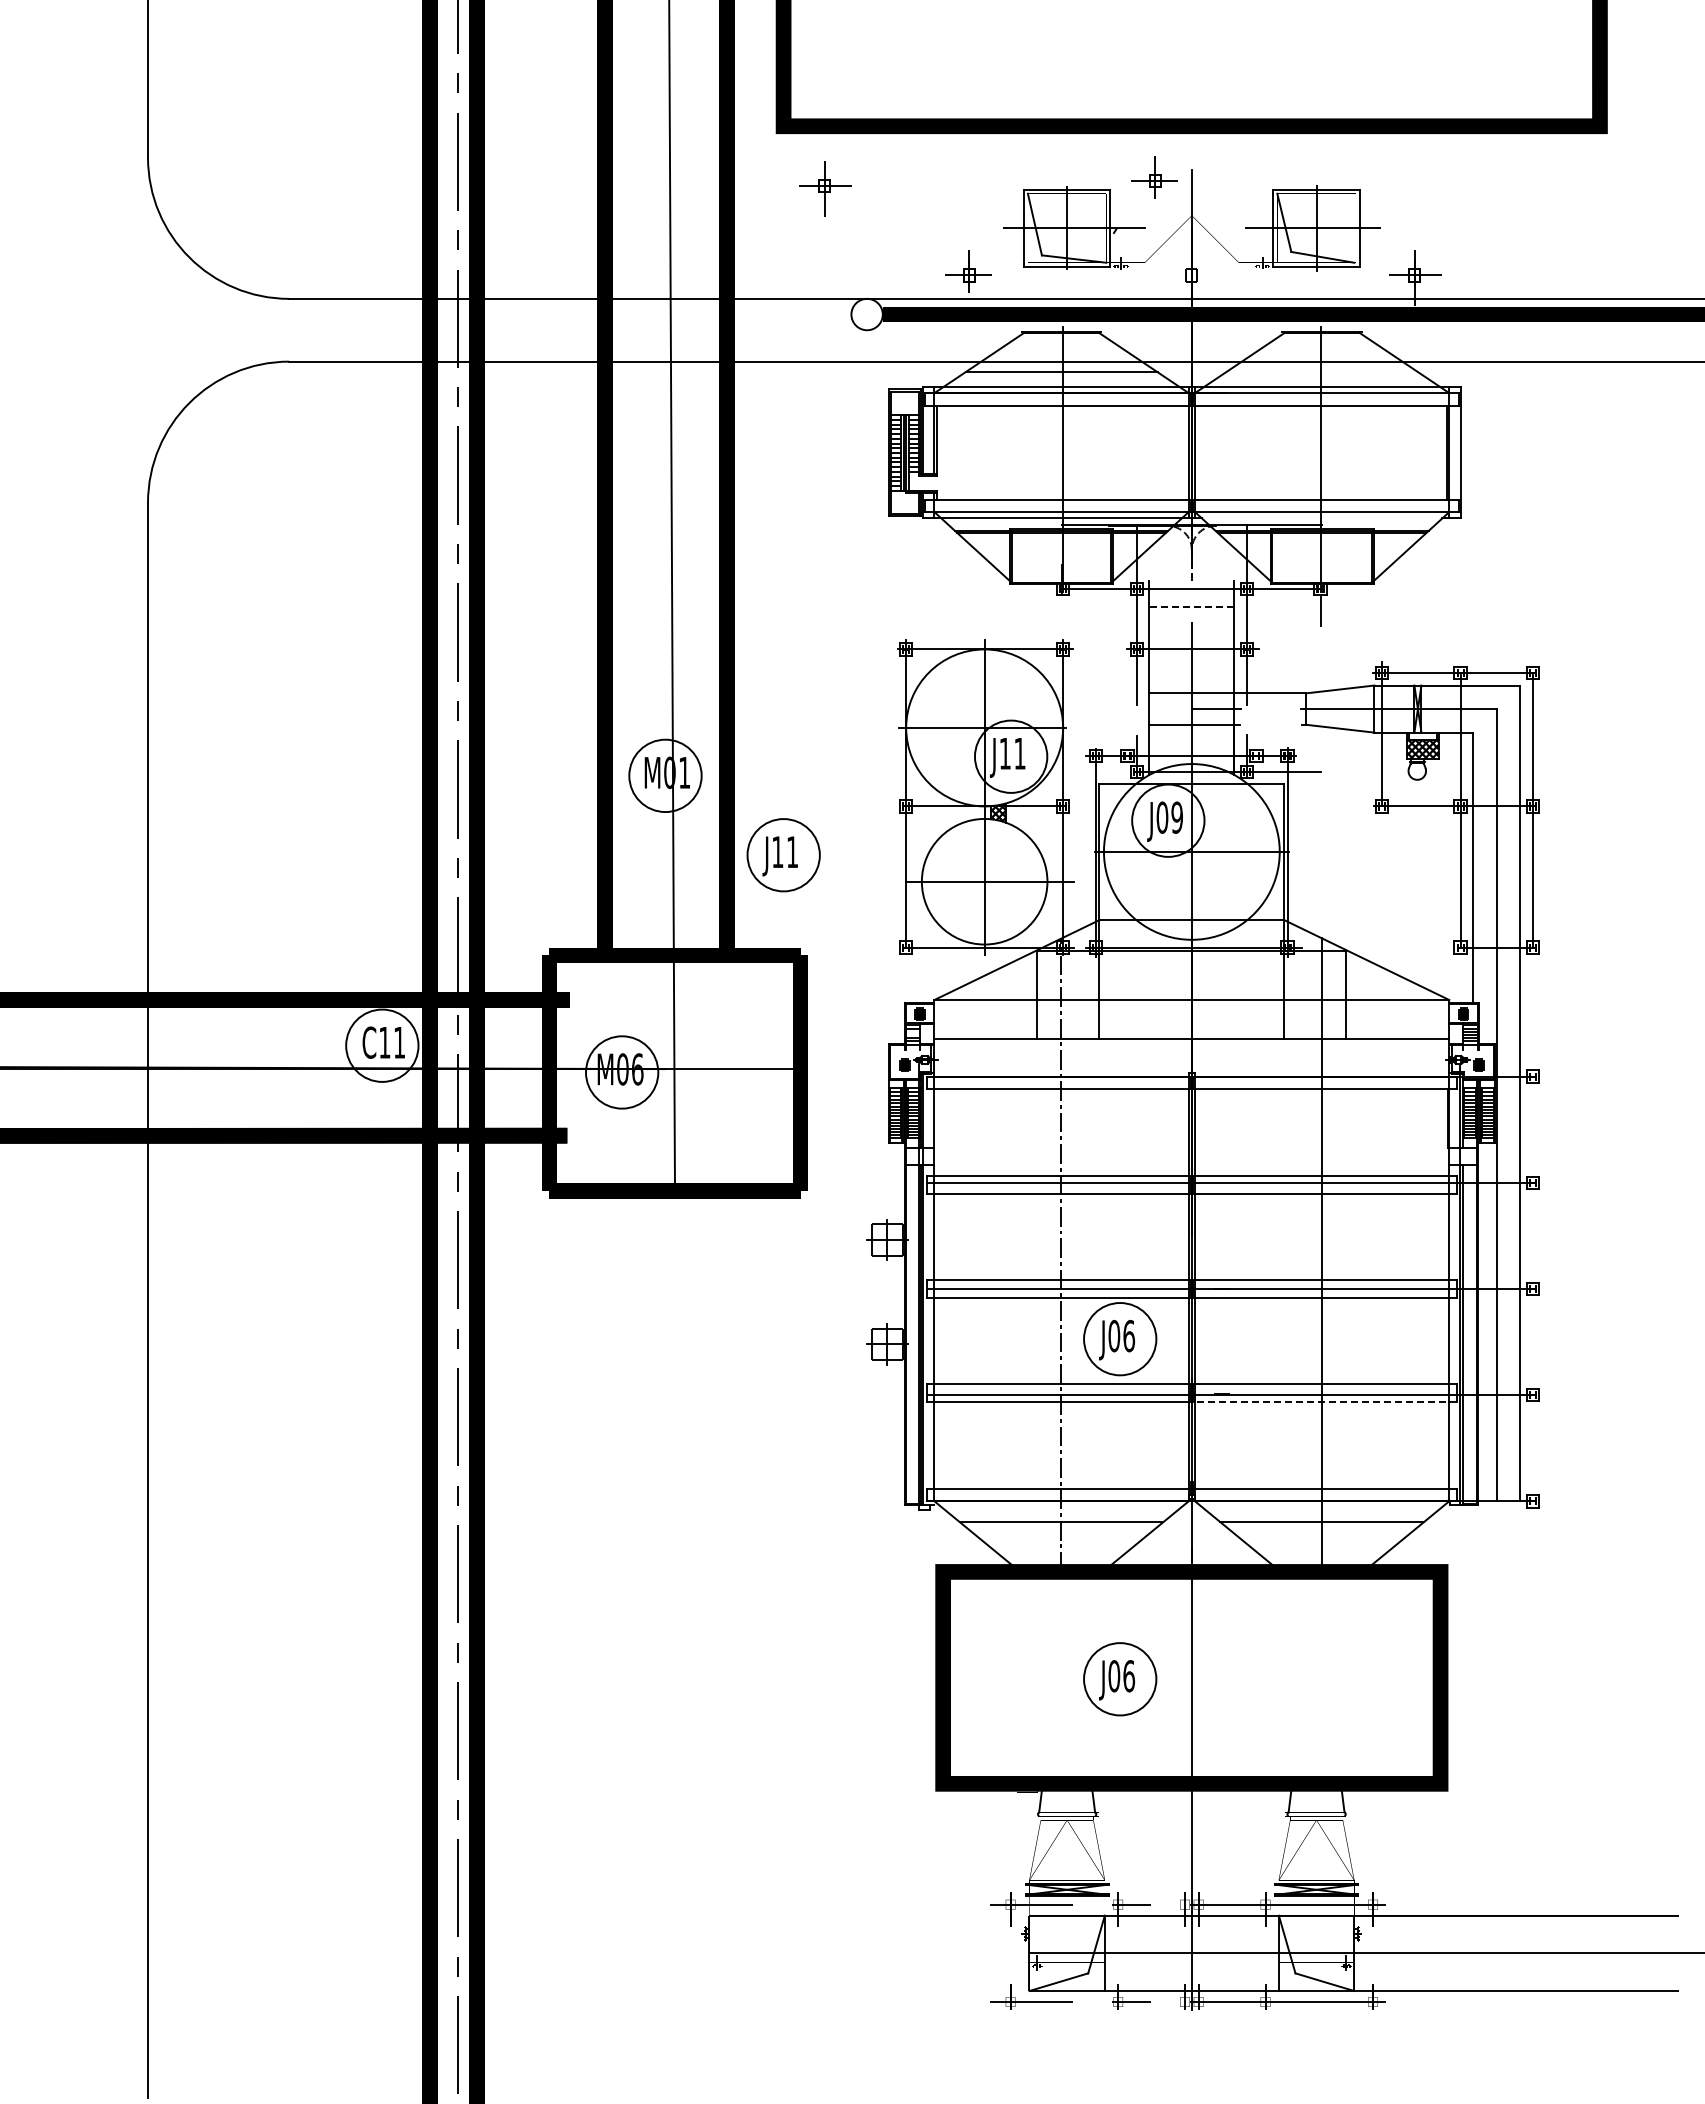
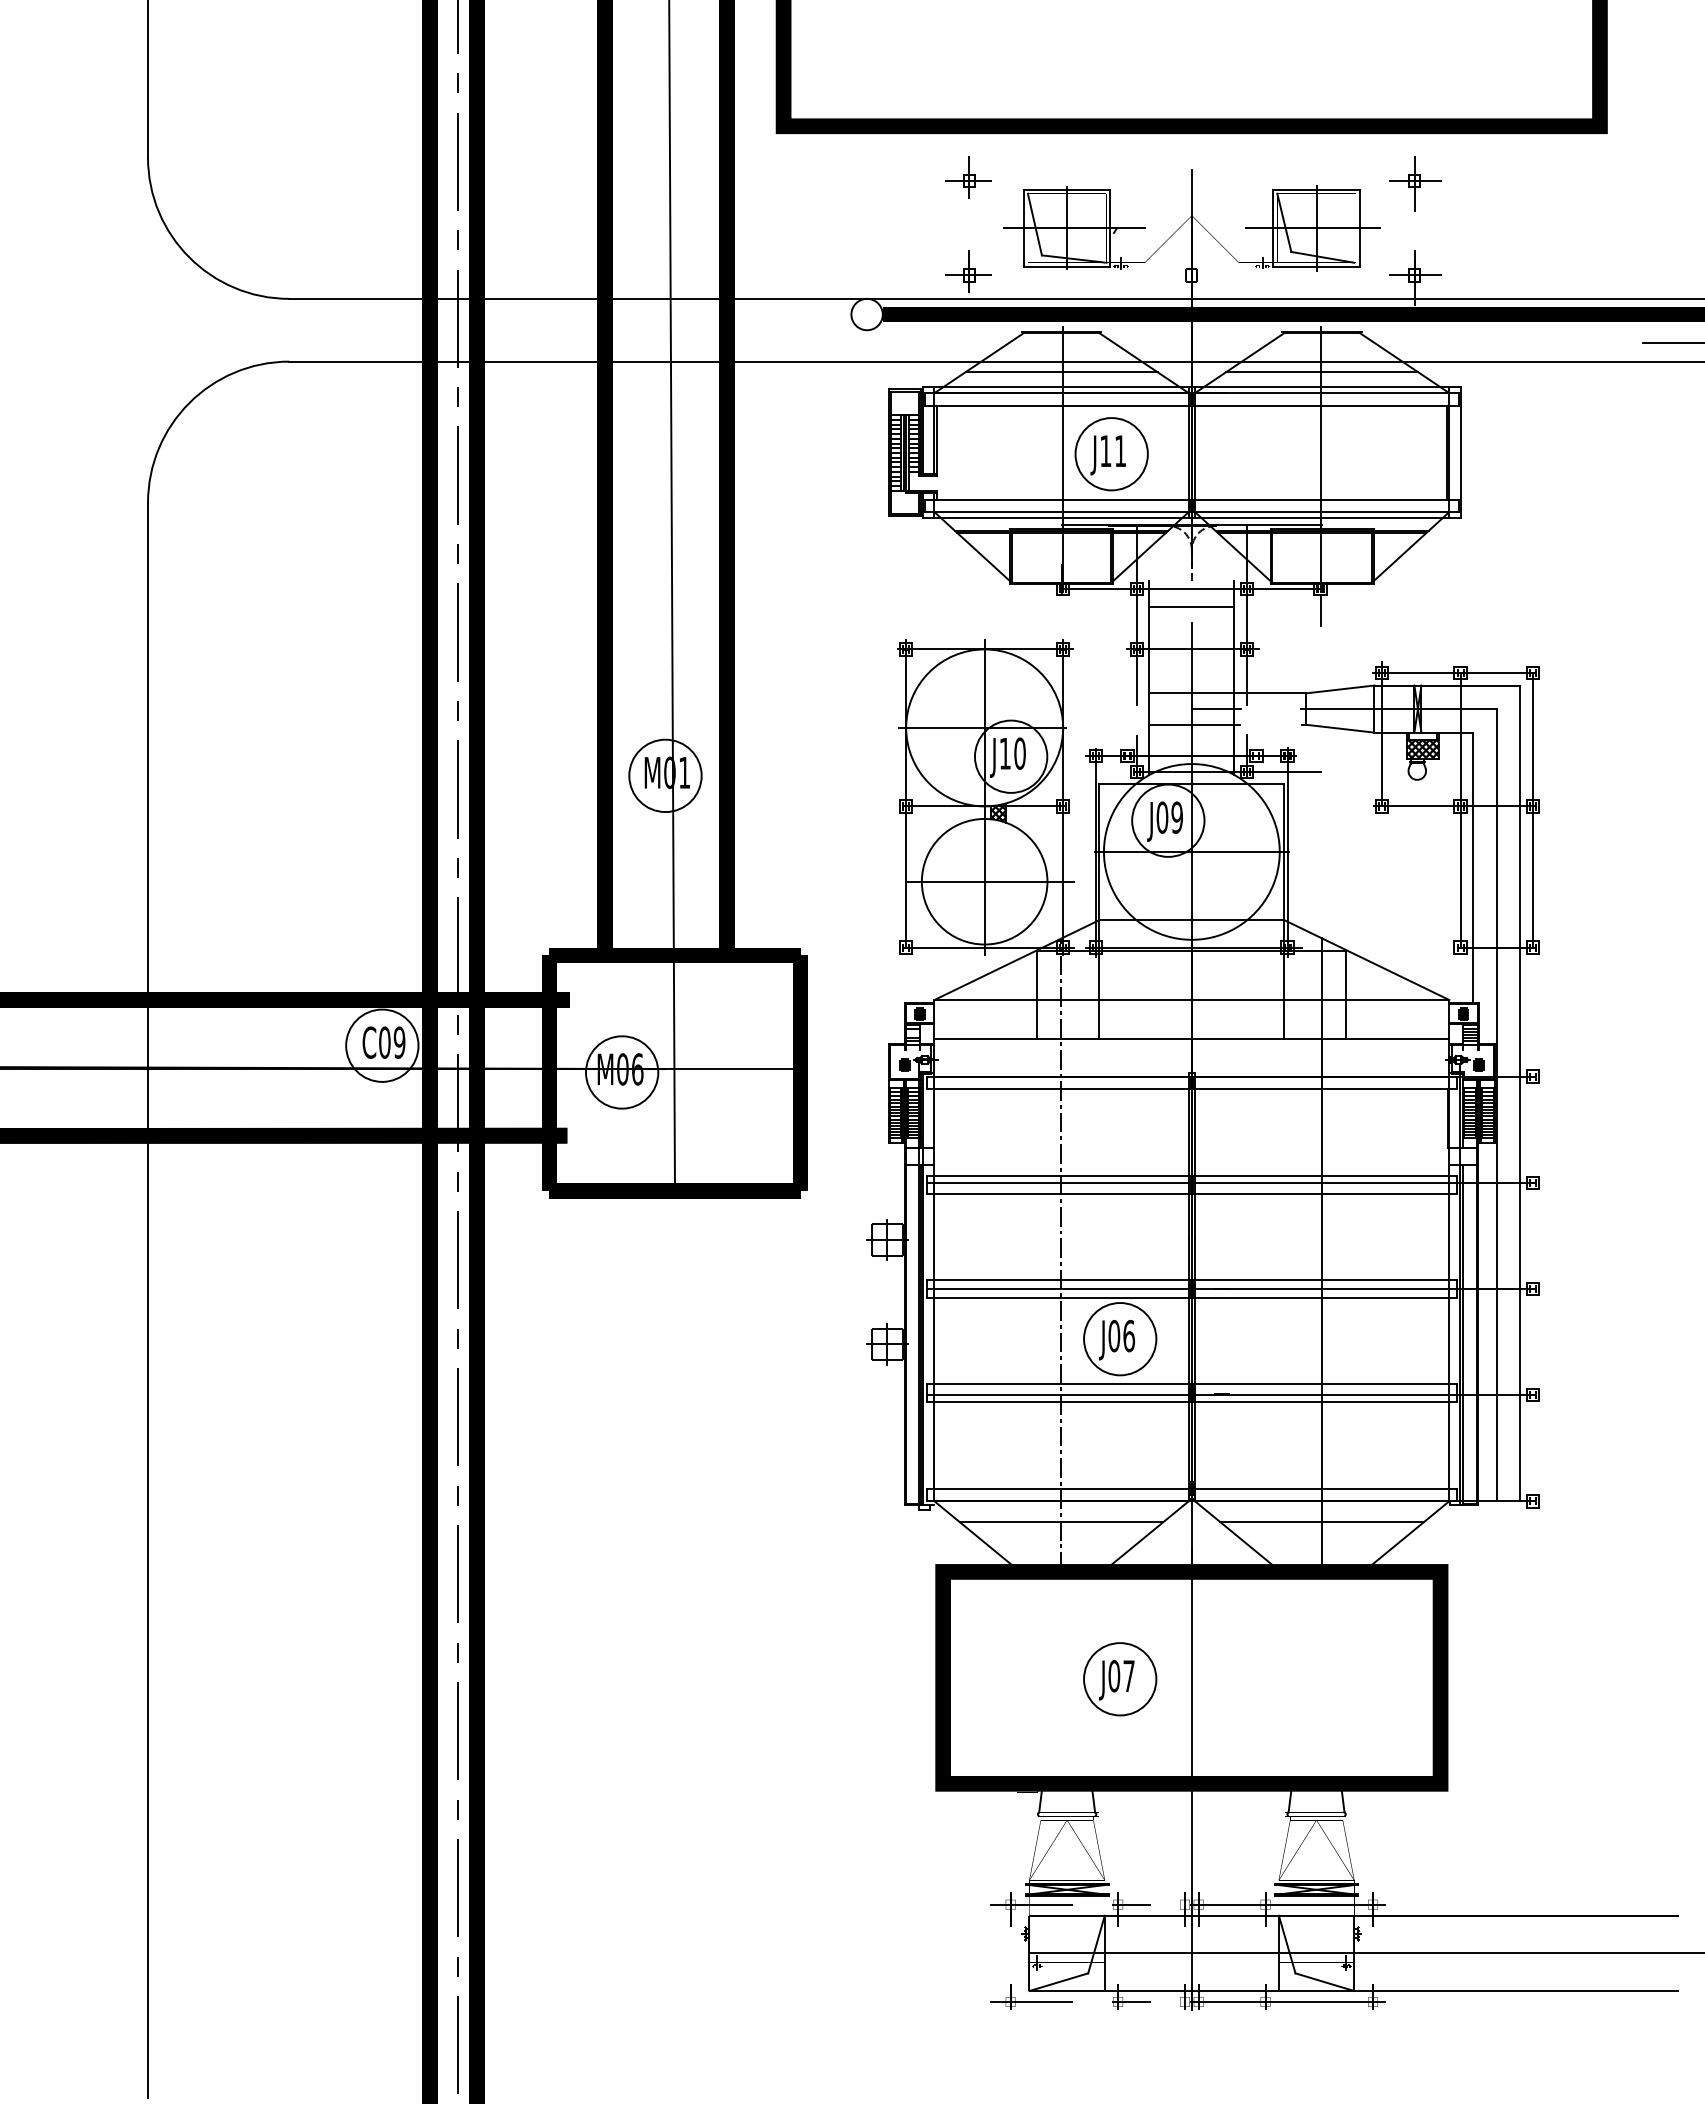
part position: (1154, 177) -> (968, 177) (968, 177)
part position: (825, 188) -> (1415, 183) (1415, 183)
line: none -> present (1671, 342)
line: none -> present (1322, 372)
line: none -> present (1321, 518)
line: dashed -> solid (1191, 606)
text: J11 -> J10 (1019, 753)
part position: (783, 855) -> (1111, 454) (1111, 454)
text: C11 -> C09 (392, 1042)
line: dashed -> solid (1324, 1402)
text: J06 -> J07 (1129, 1676)
